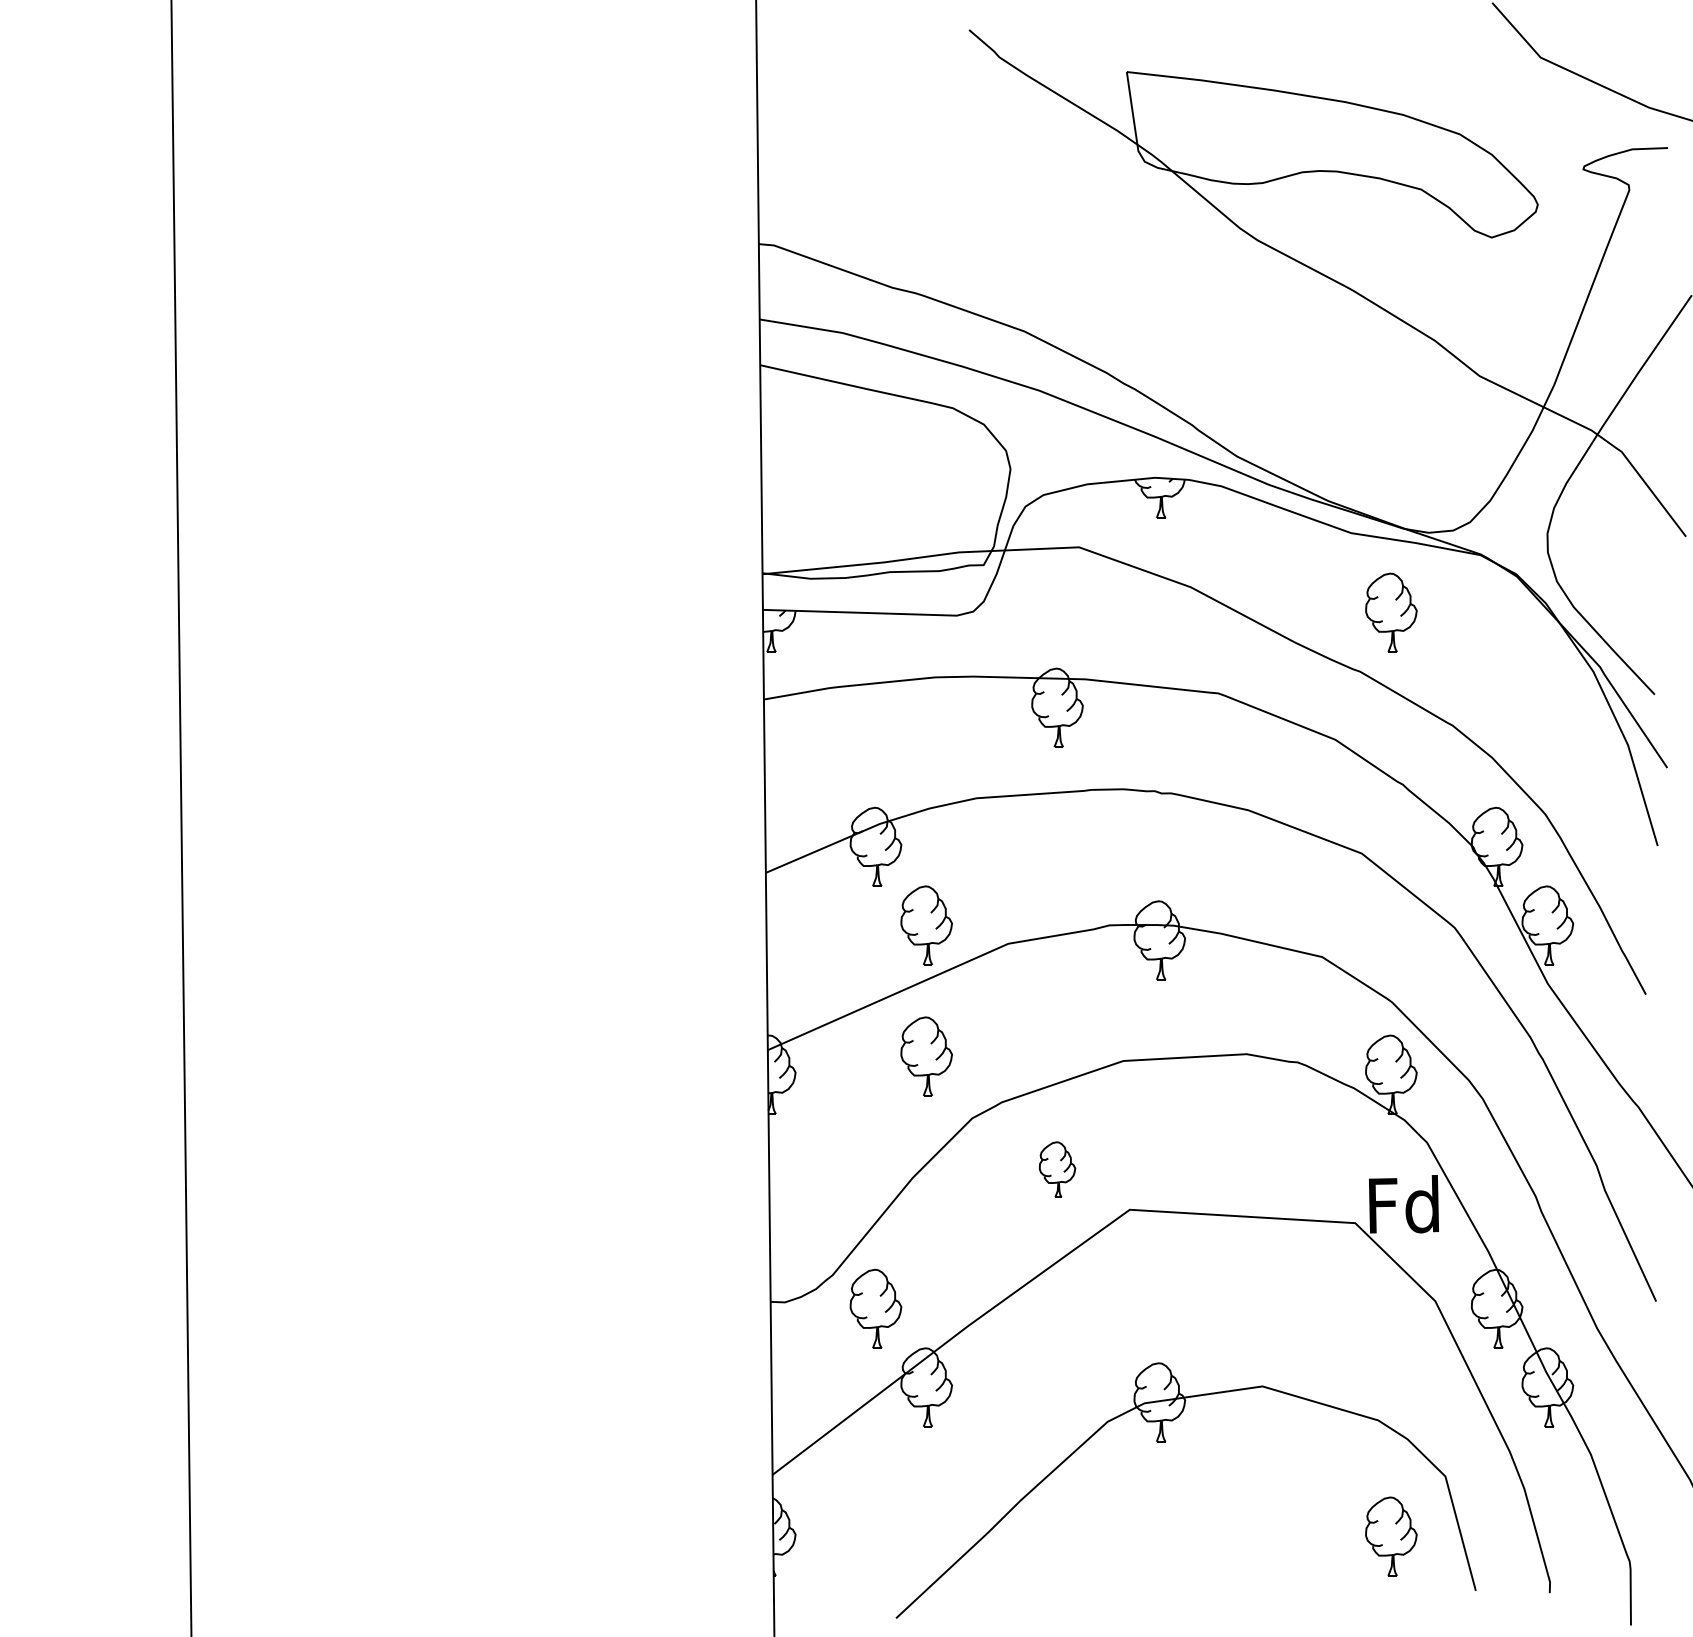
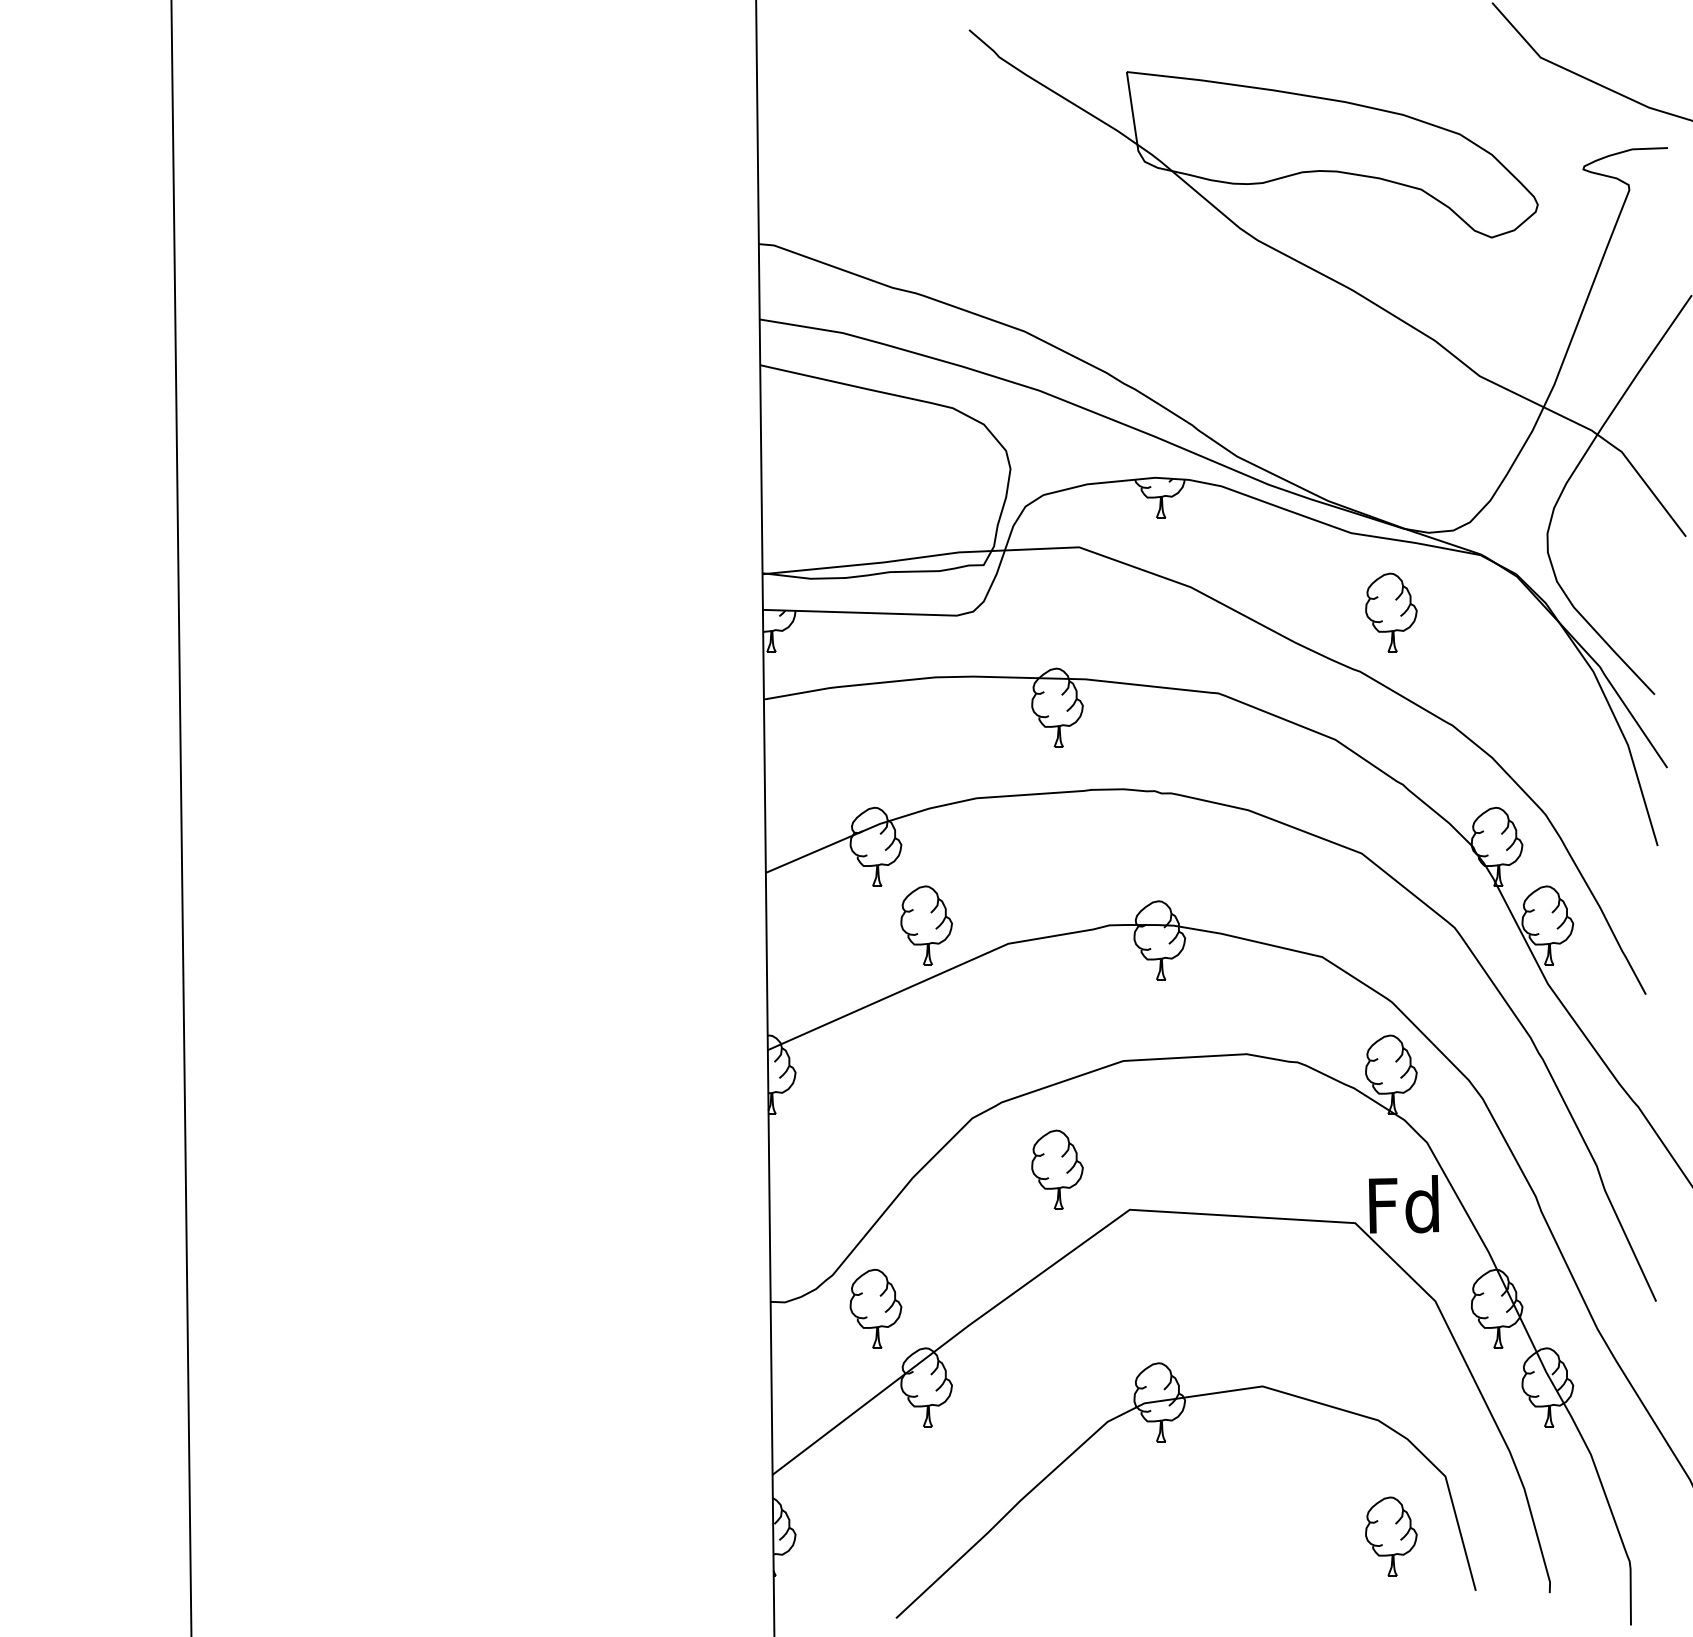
part: present -> none (926, 1056)
part size: 39x57 px -> 53x81 px (1057, 1169)
